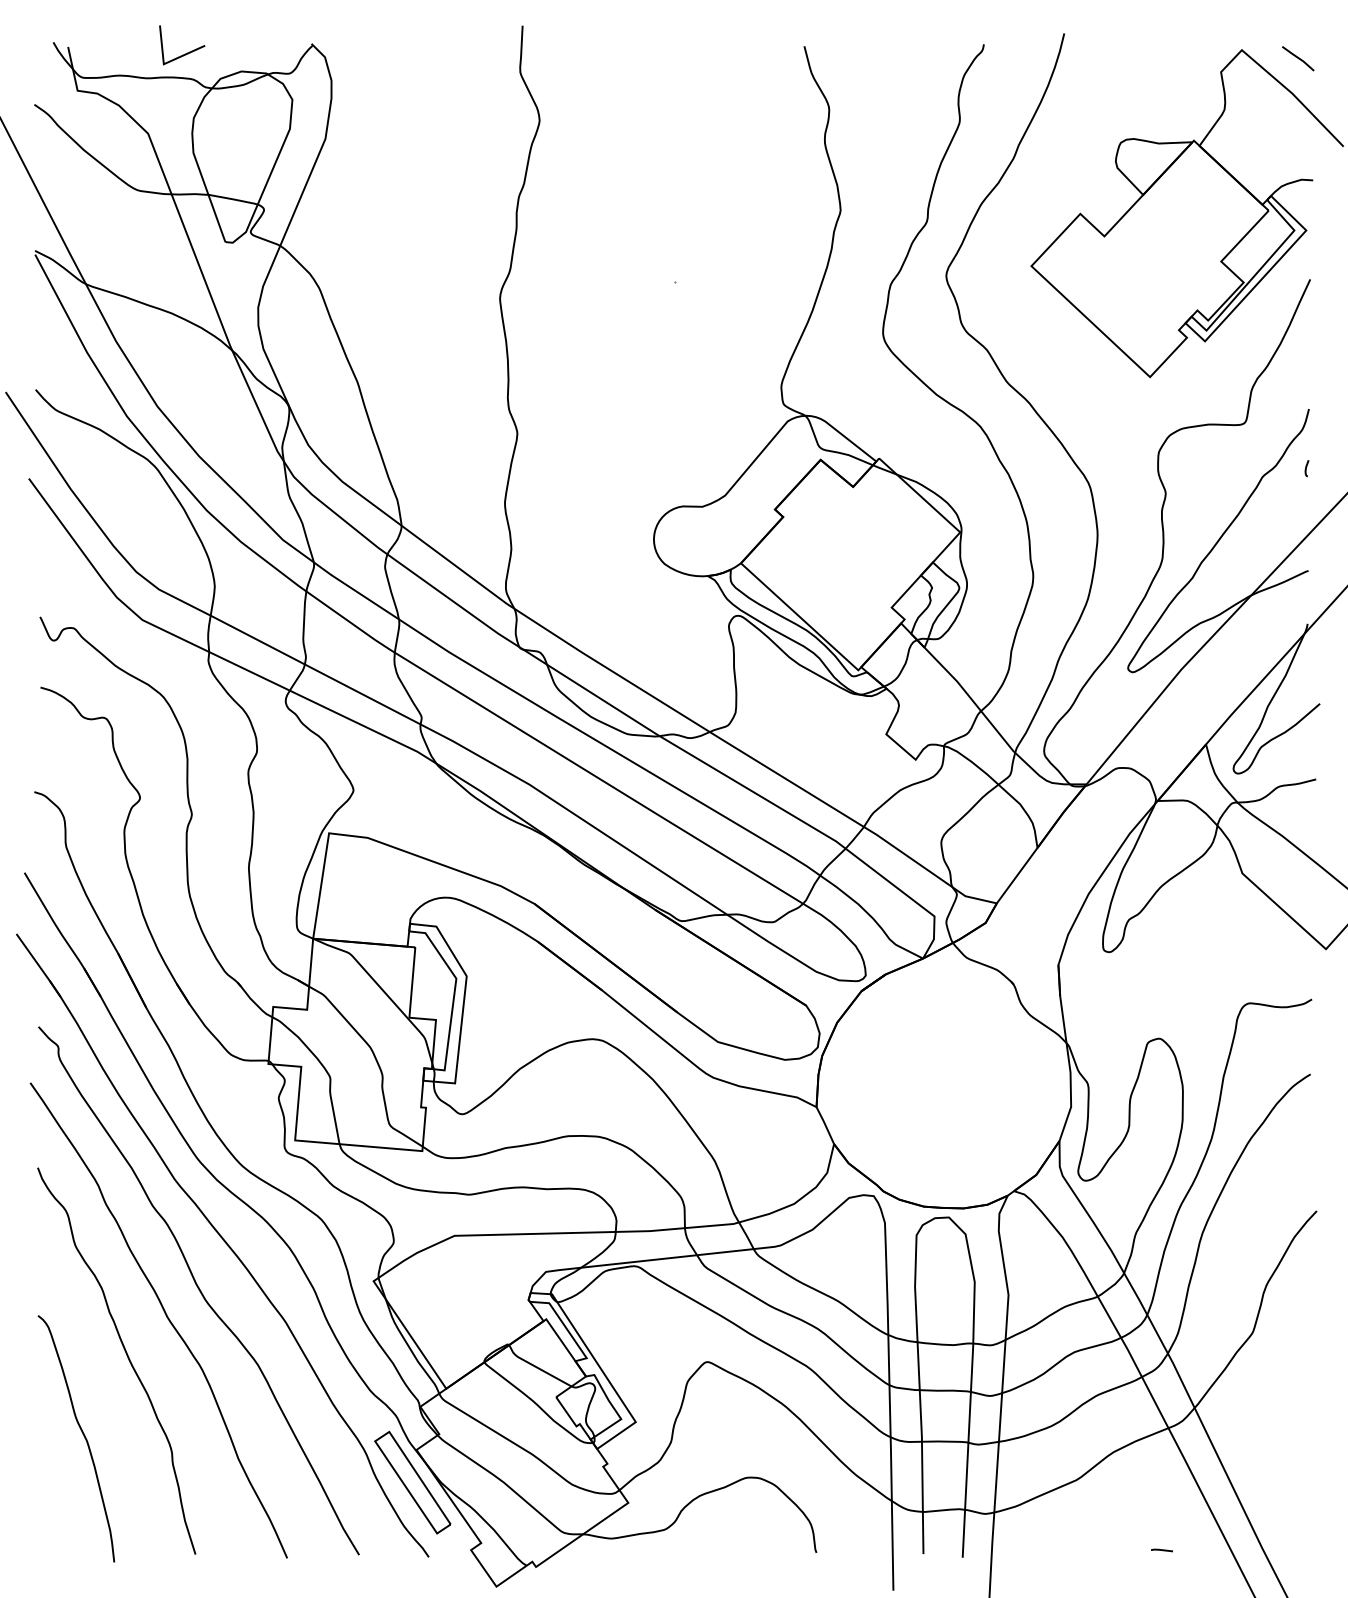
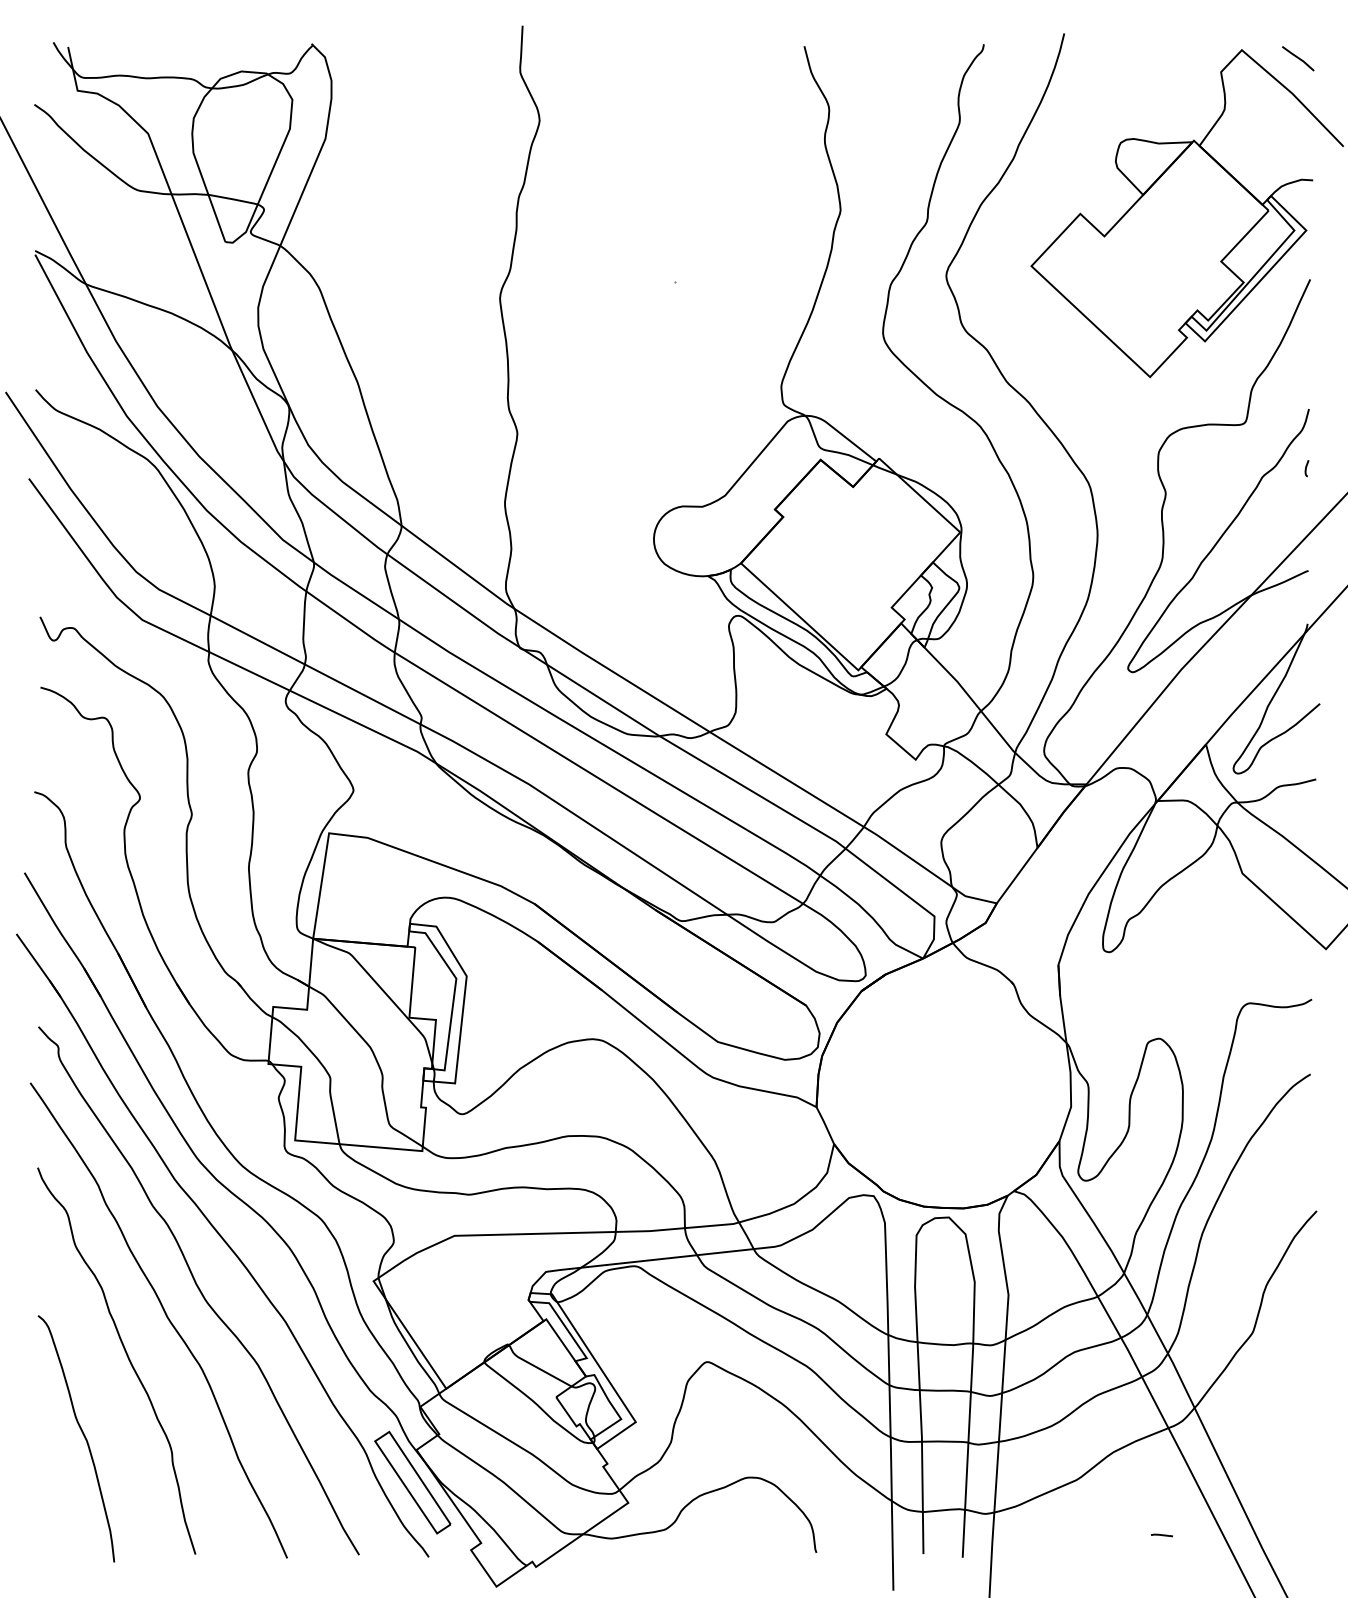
line: present -> none (185, 53)
line position: (1161, 1550) -> (1161, 1535) (1161, 1535)
